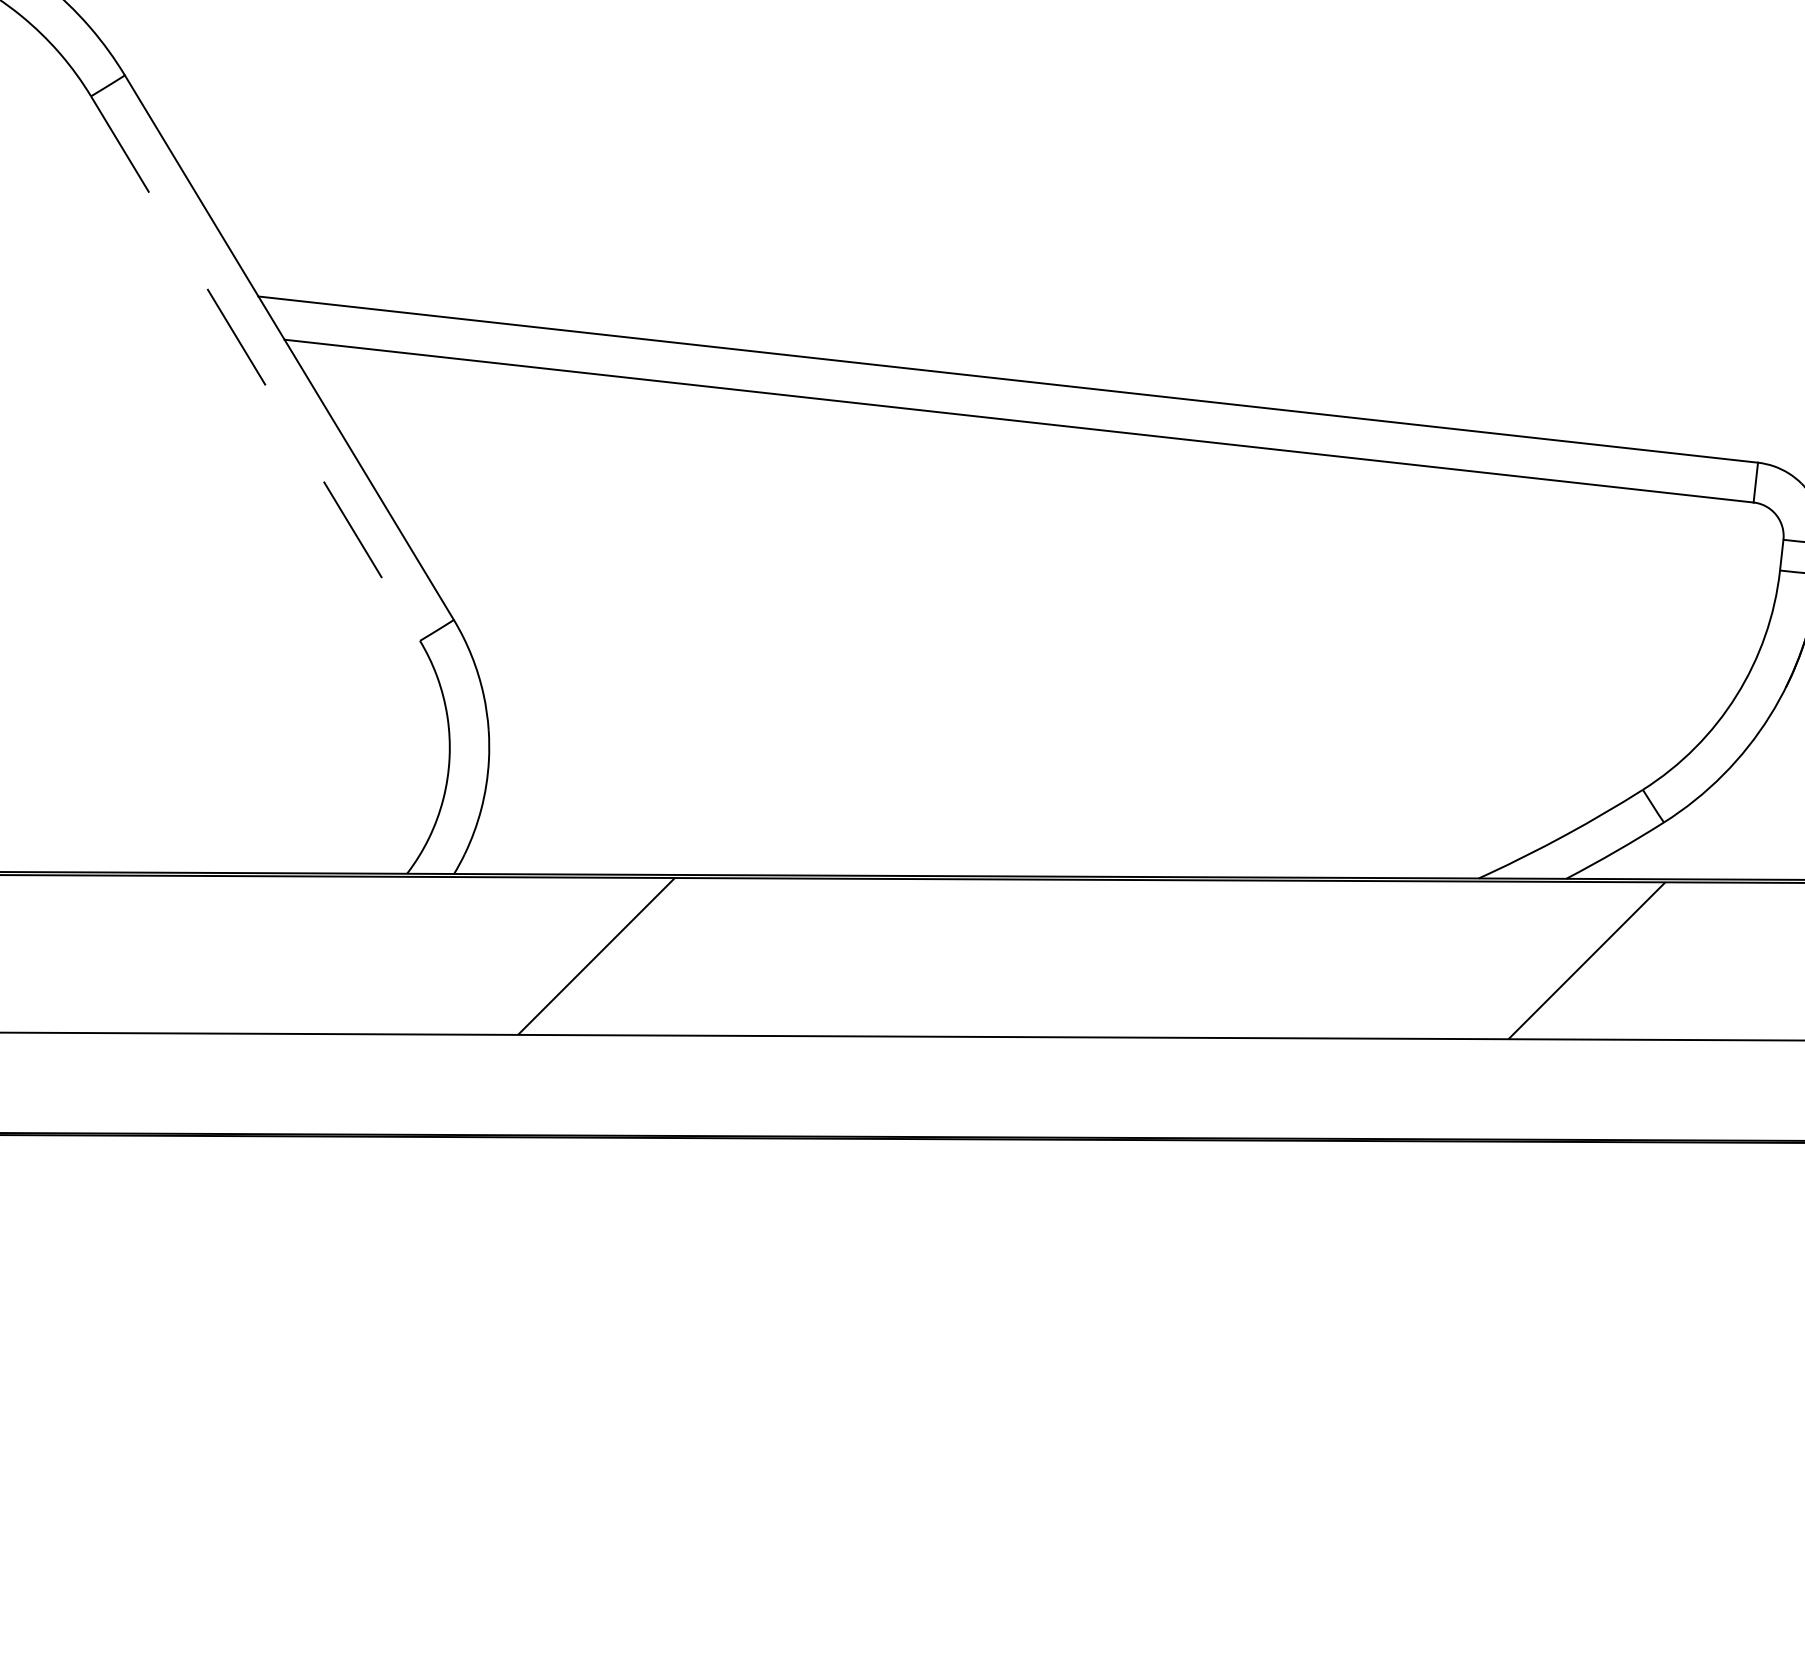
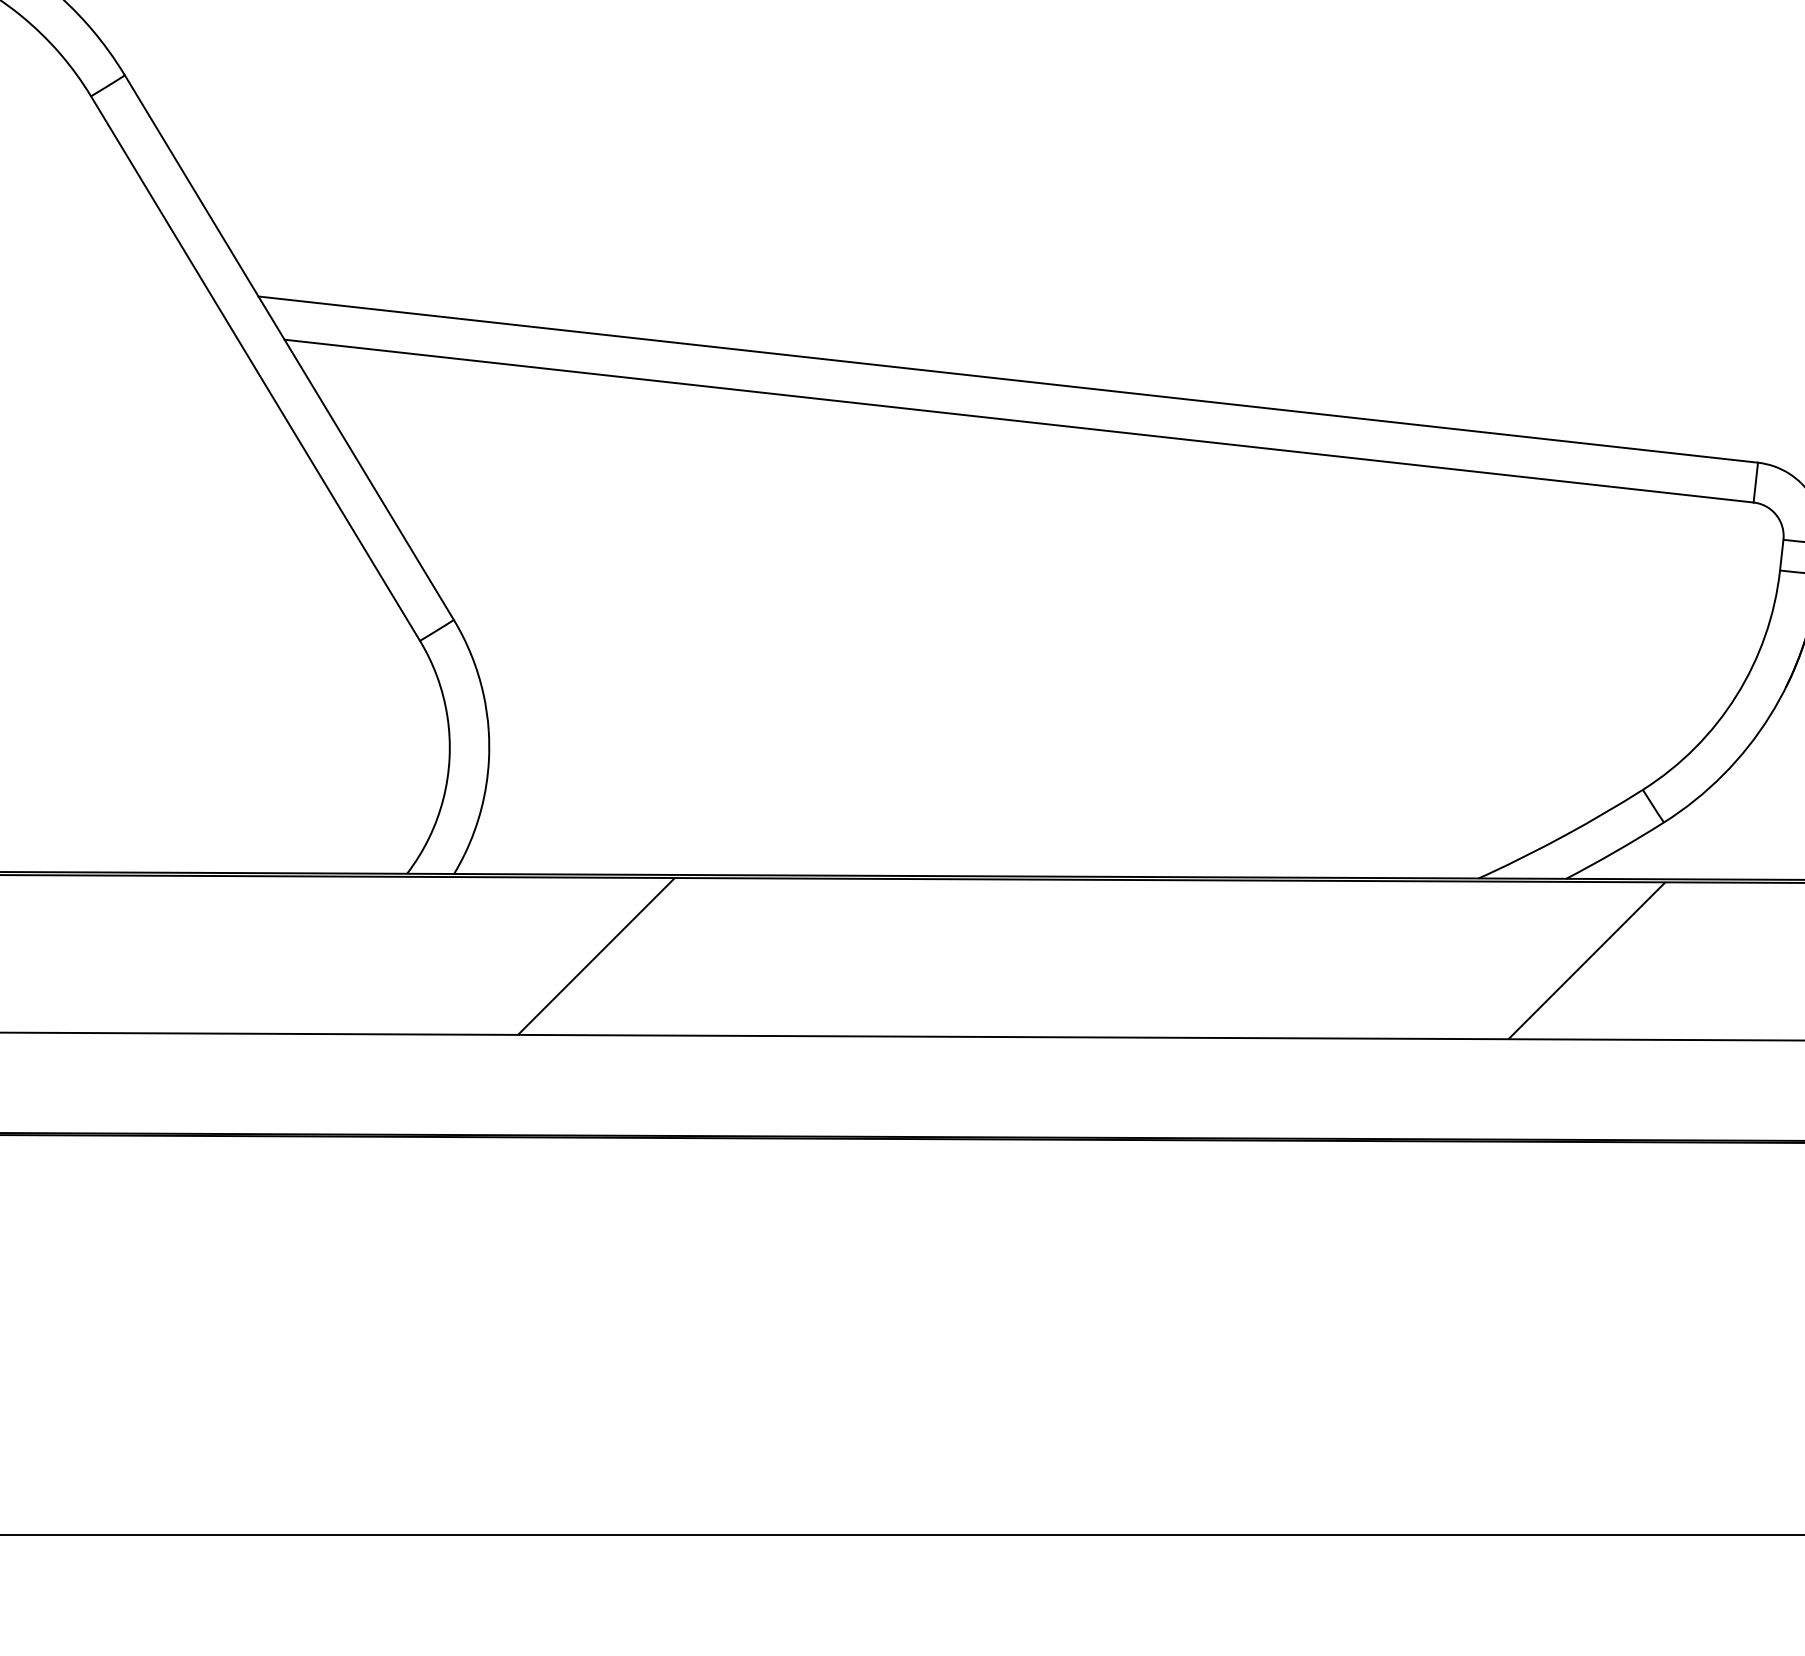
line: dashed -> solid (255, 369)
line: none -> present (901, 1534)
